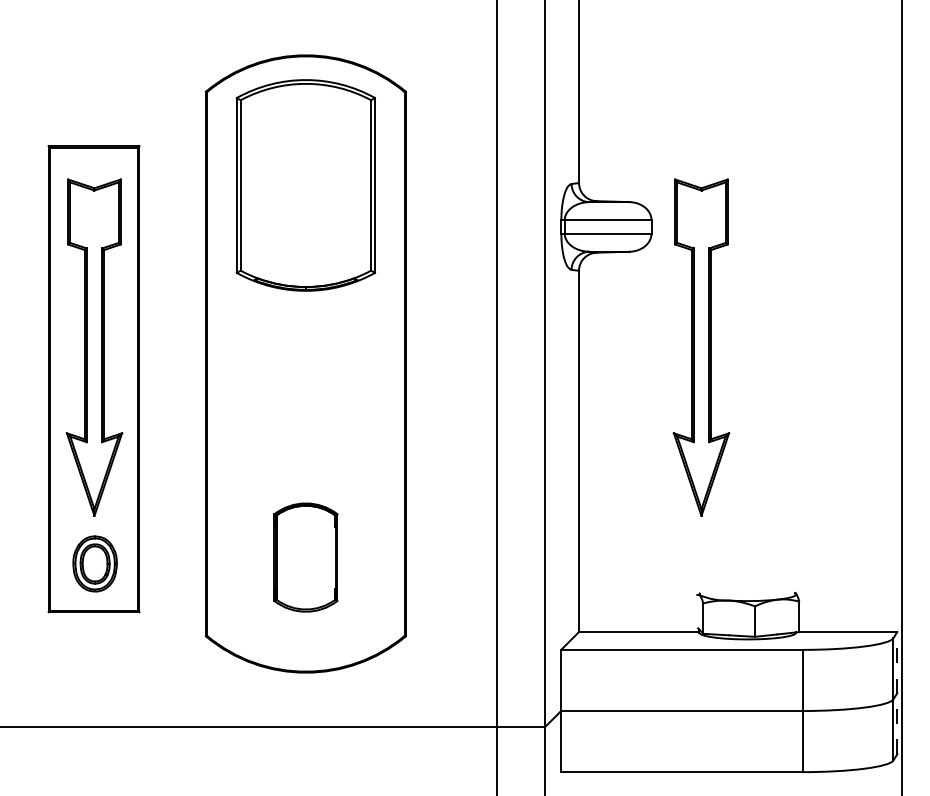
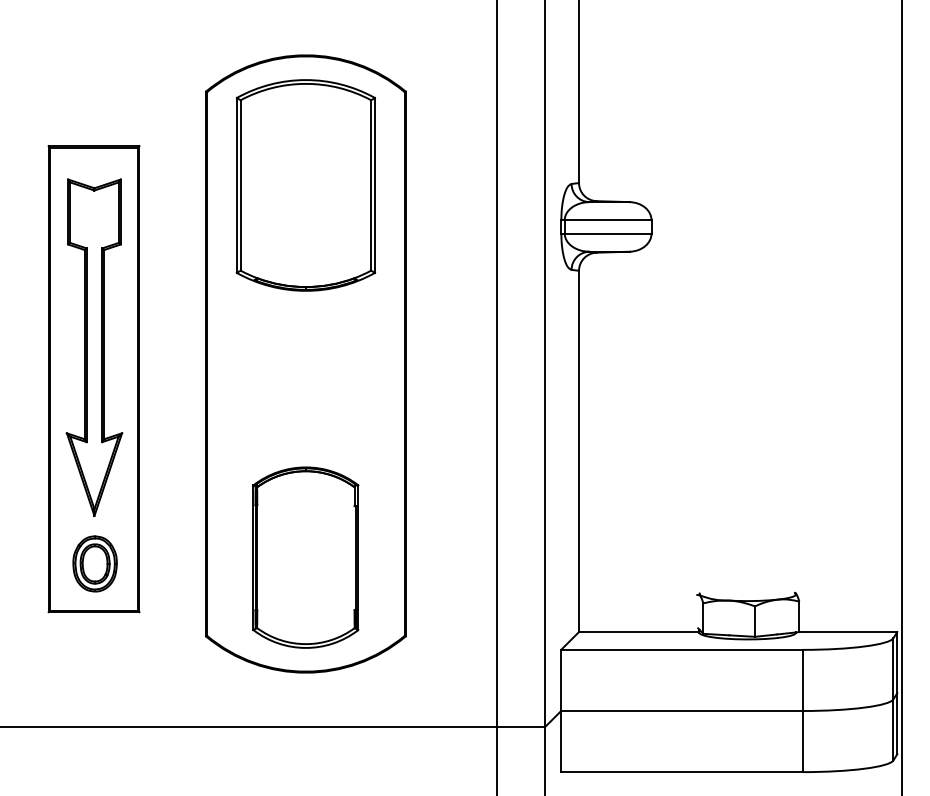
part: present -> none (701, 347)
part size: 66x111 px -> 108x183 px (305, 557)
line: dashed -> solid (897, 692)
